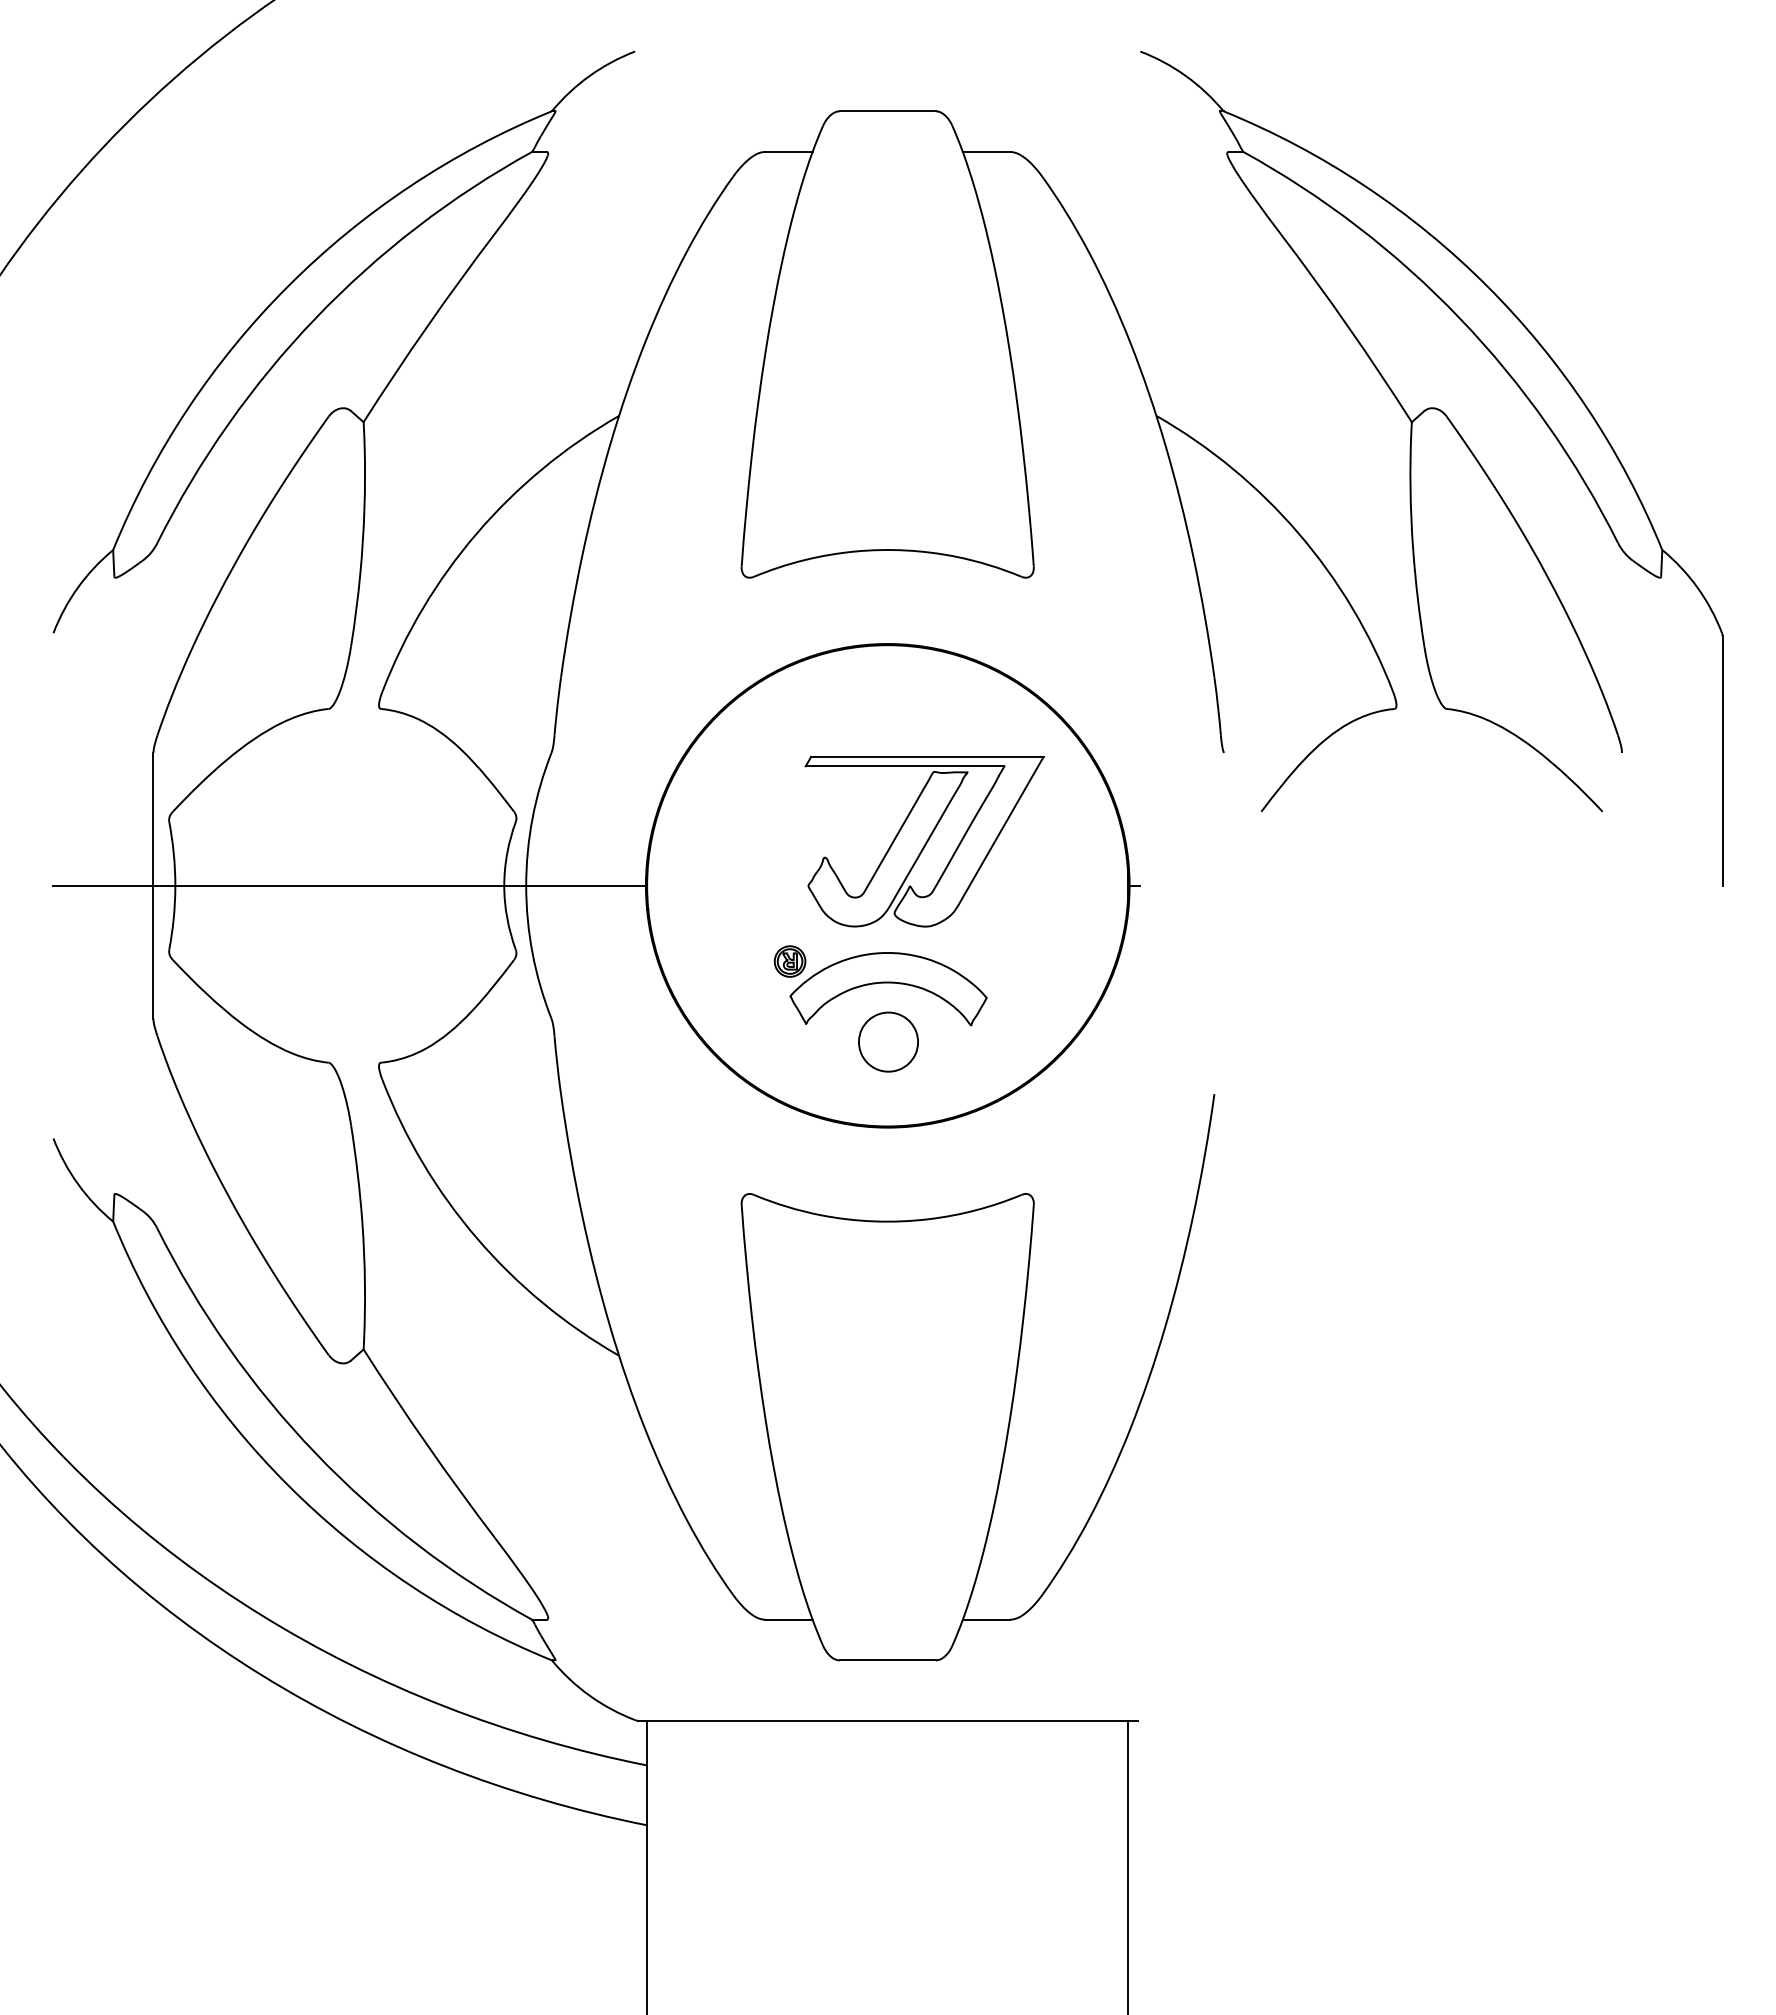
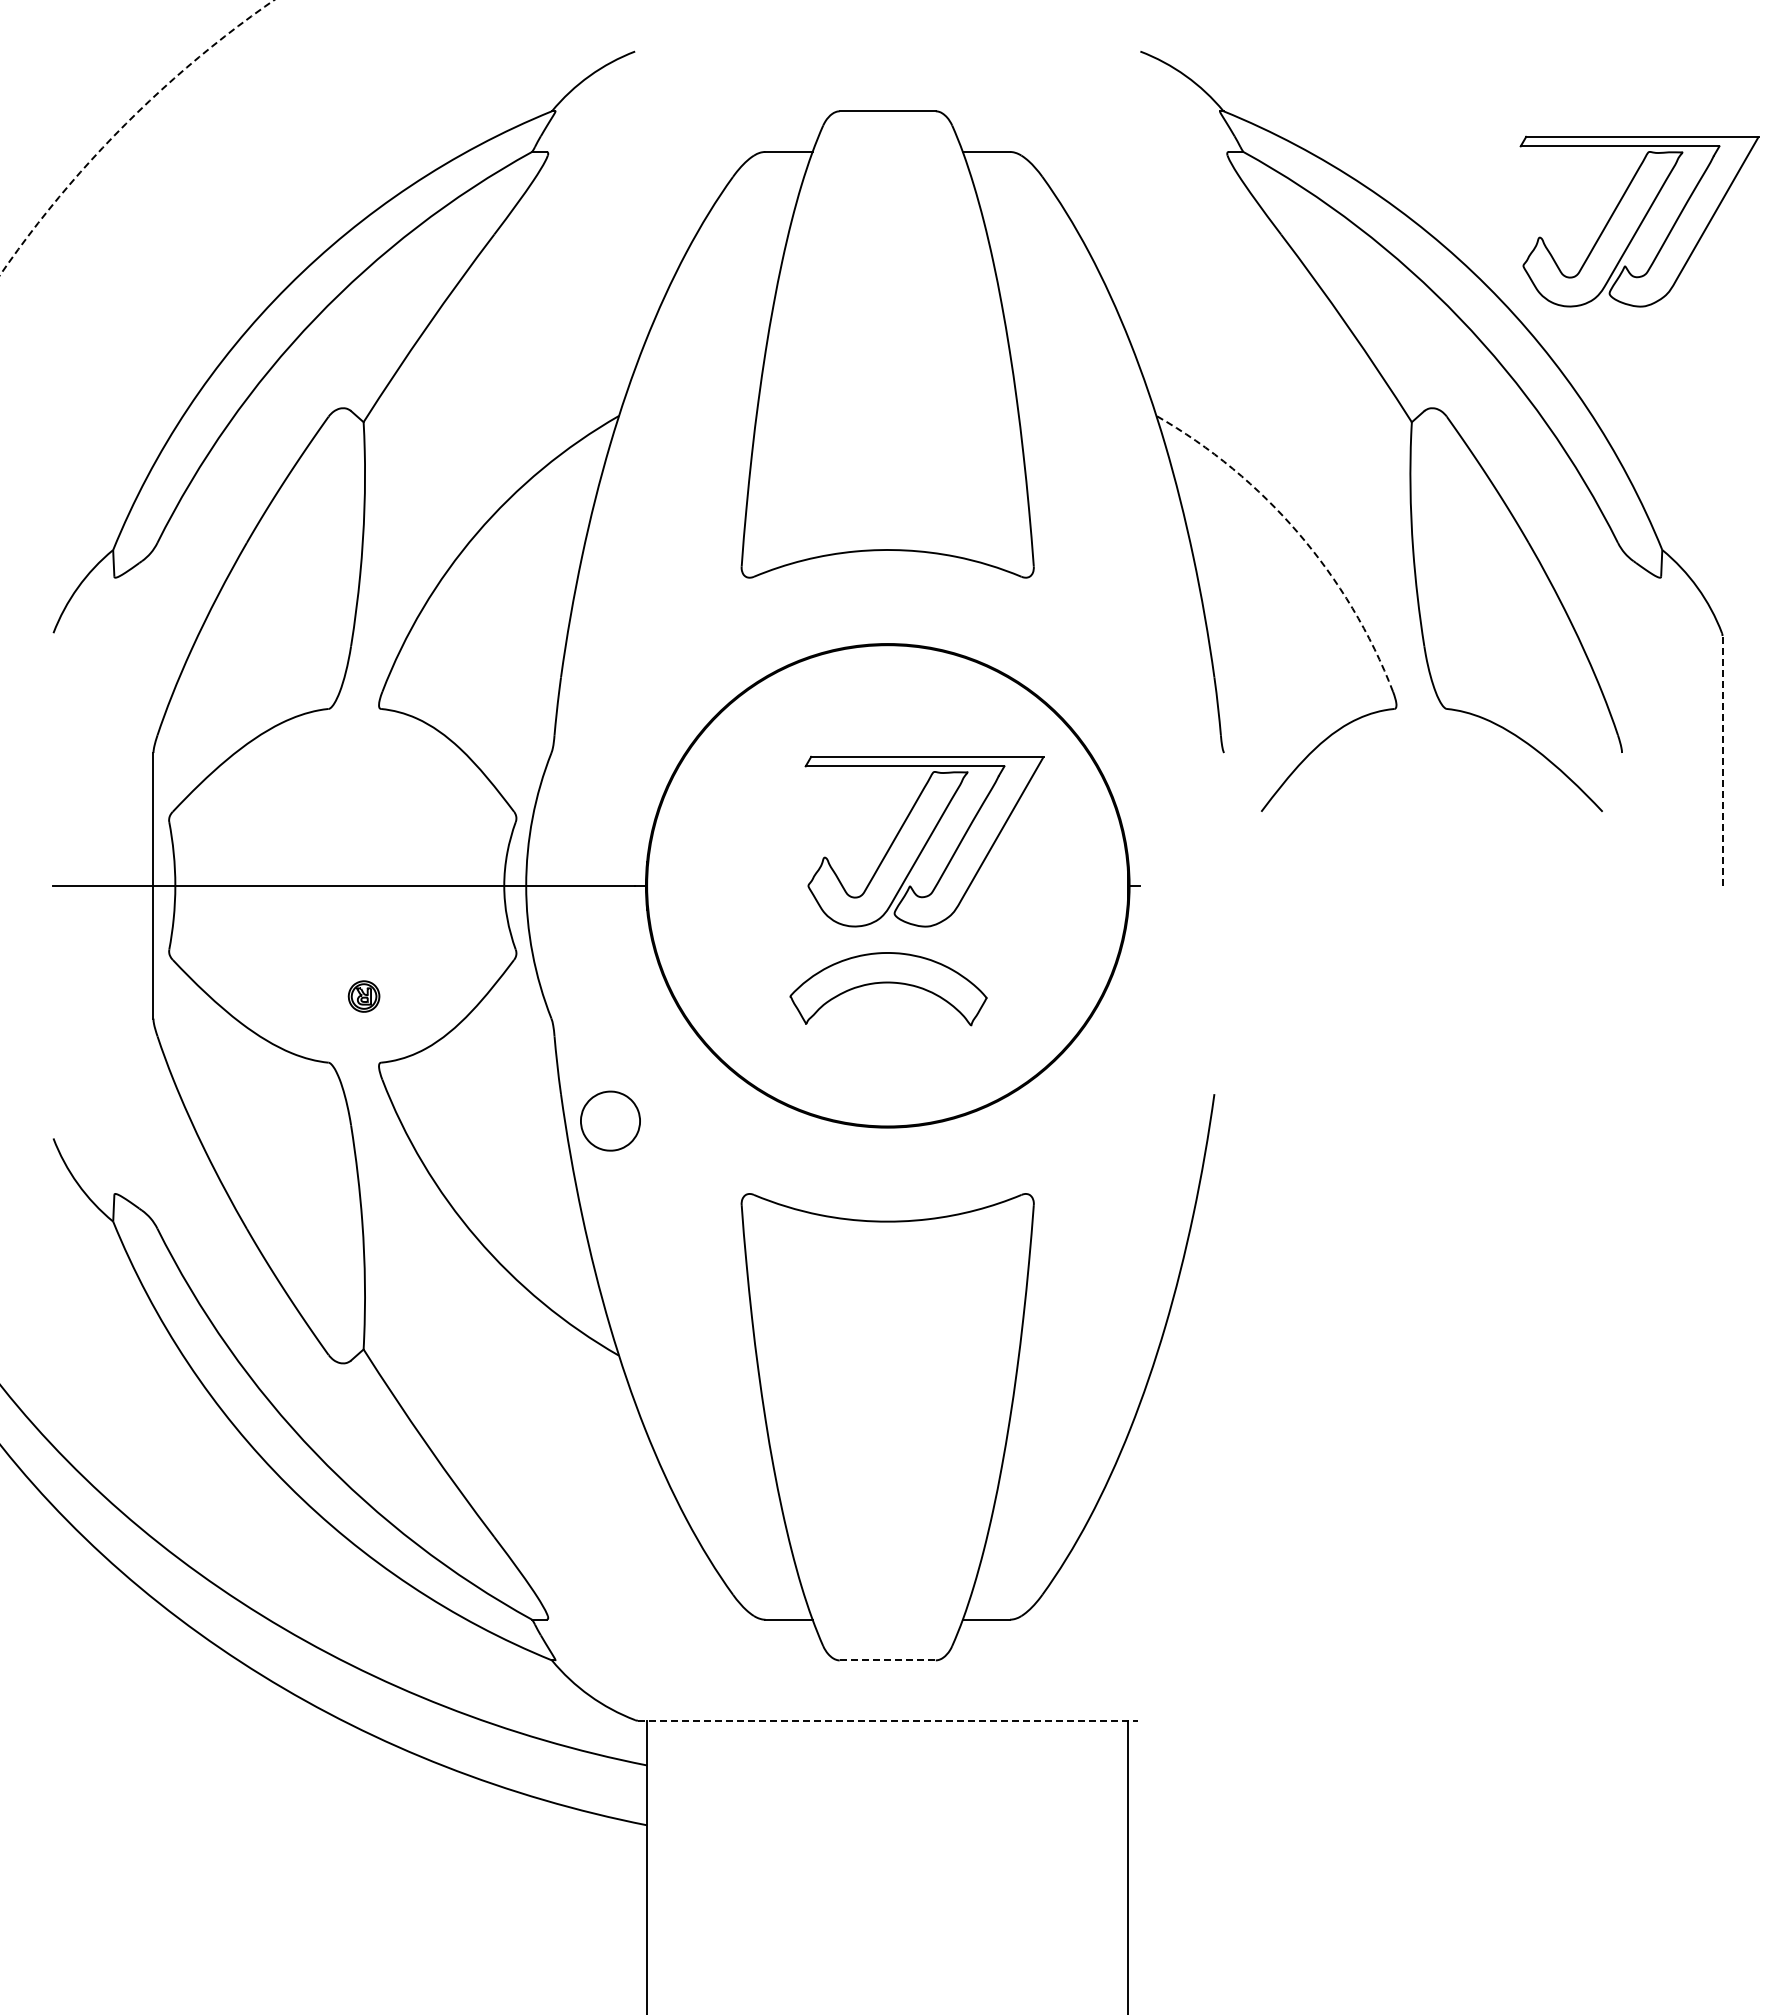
arc: solid -> dashed (124, 125)
part: none -> present (1639, 221)
arc: solid -> dashed (1298, 533)
line: solid -> dashed (1722, 760)
part position: (789, 961) -> (363, 996) (363, 996)
part position: (888, 1041) -> (610, 1120) (610, 1120)
line: solid -> dashed (888, 1660)
line: solid -> dashed (887, 1720)
